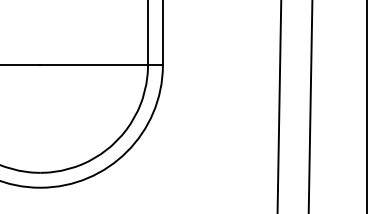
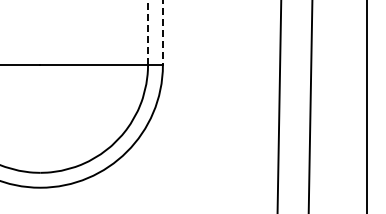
line: solid -> dashed (148, 32)
line: solid -> dashed (162, 33)
